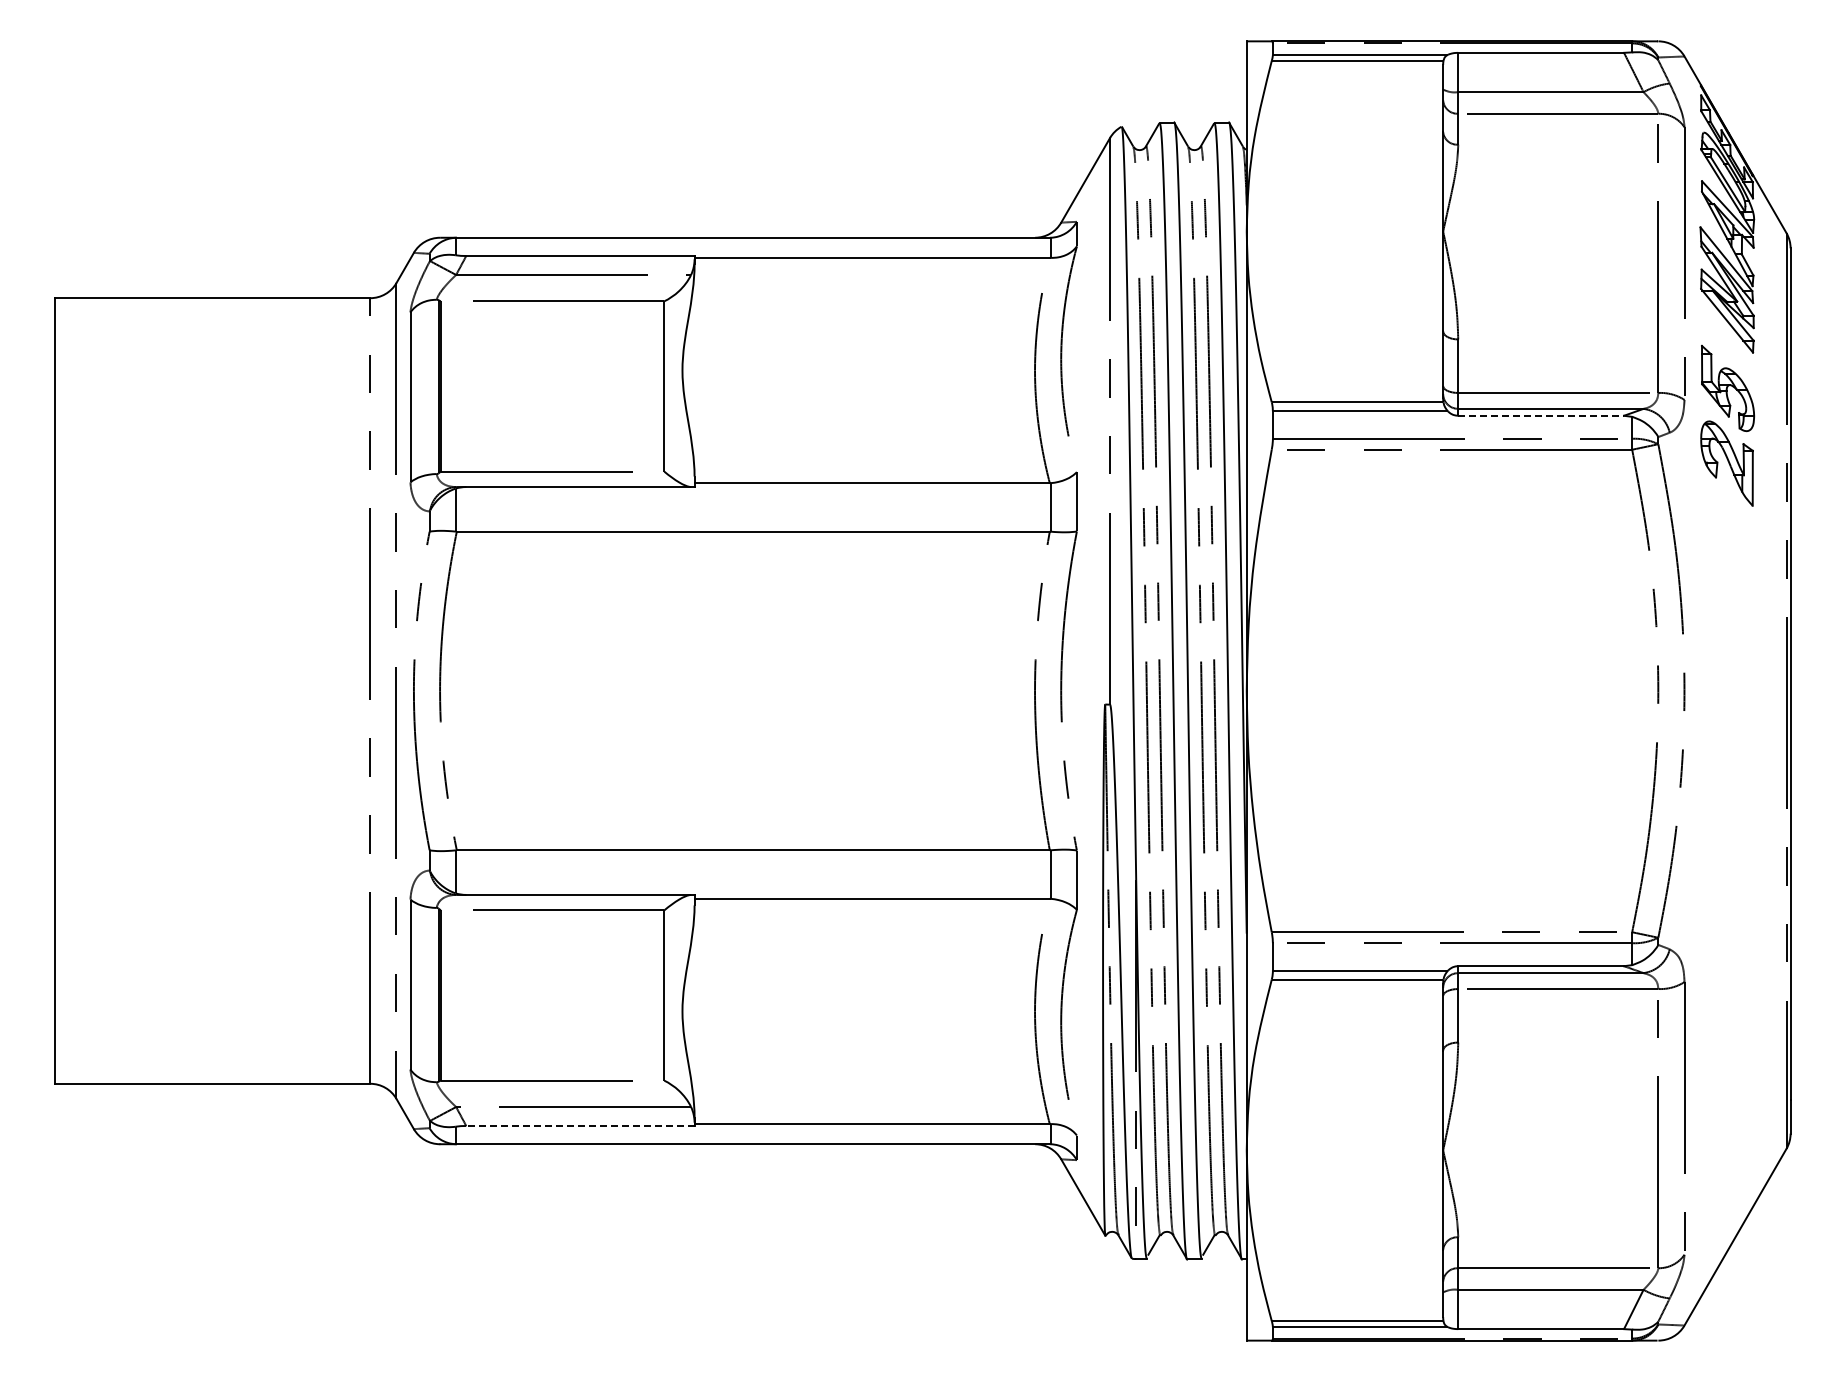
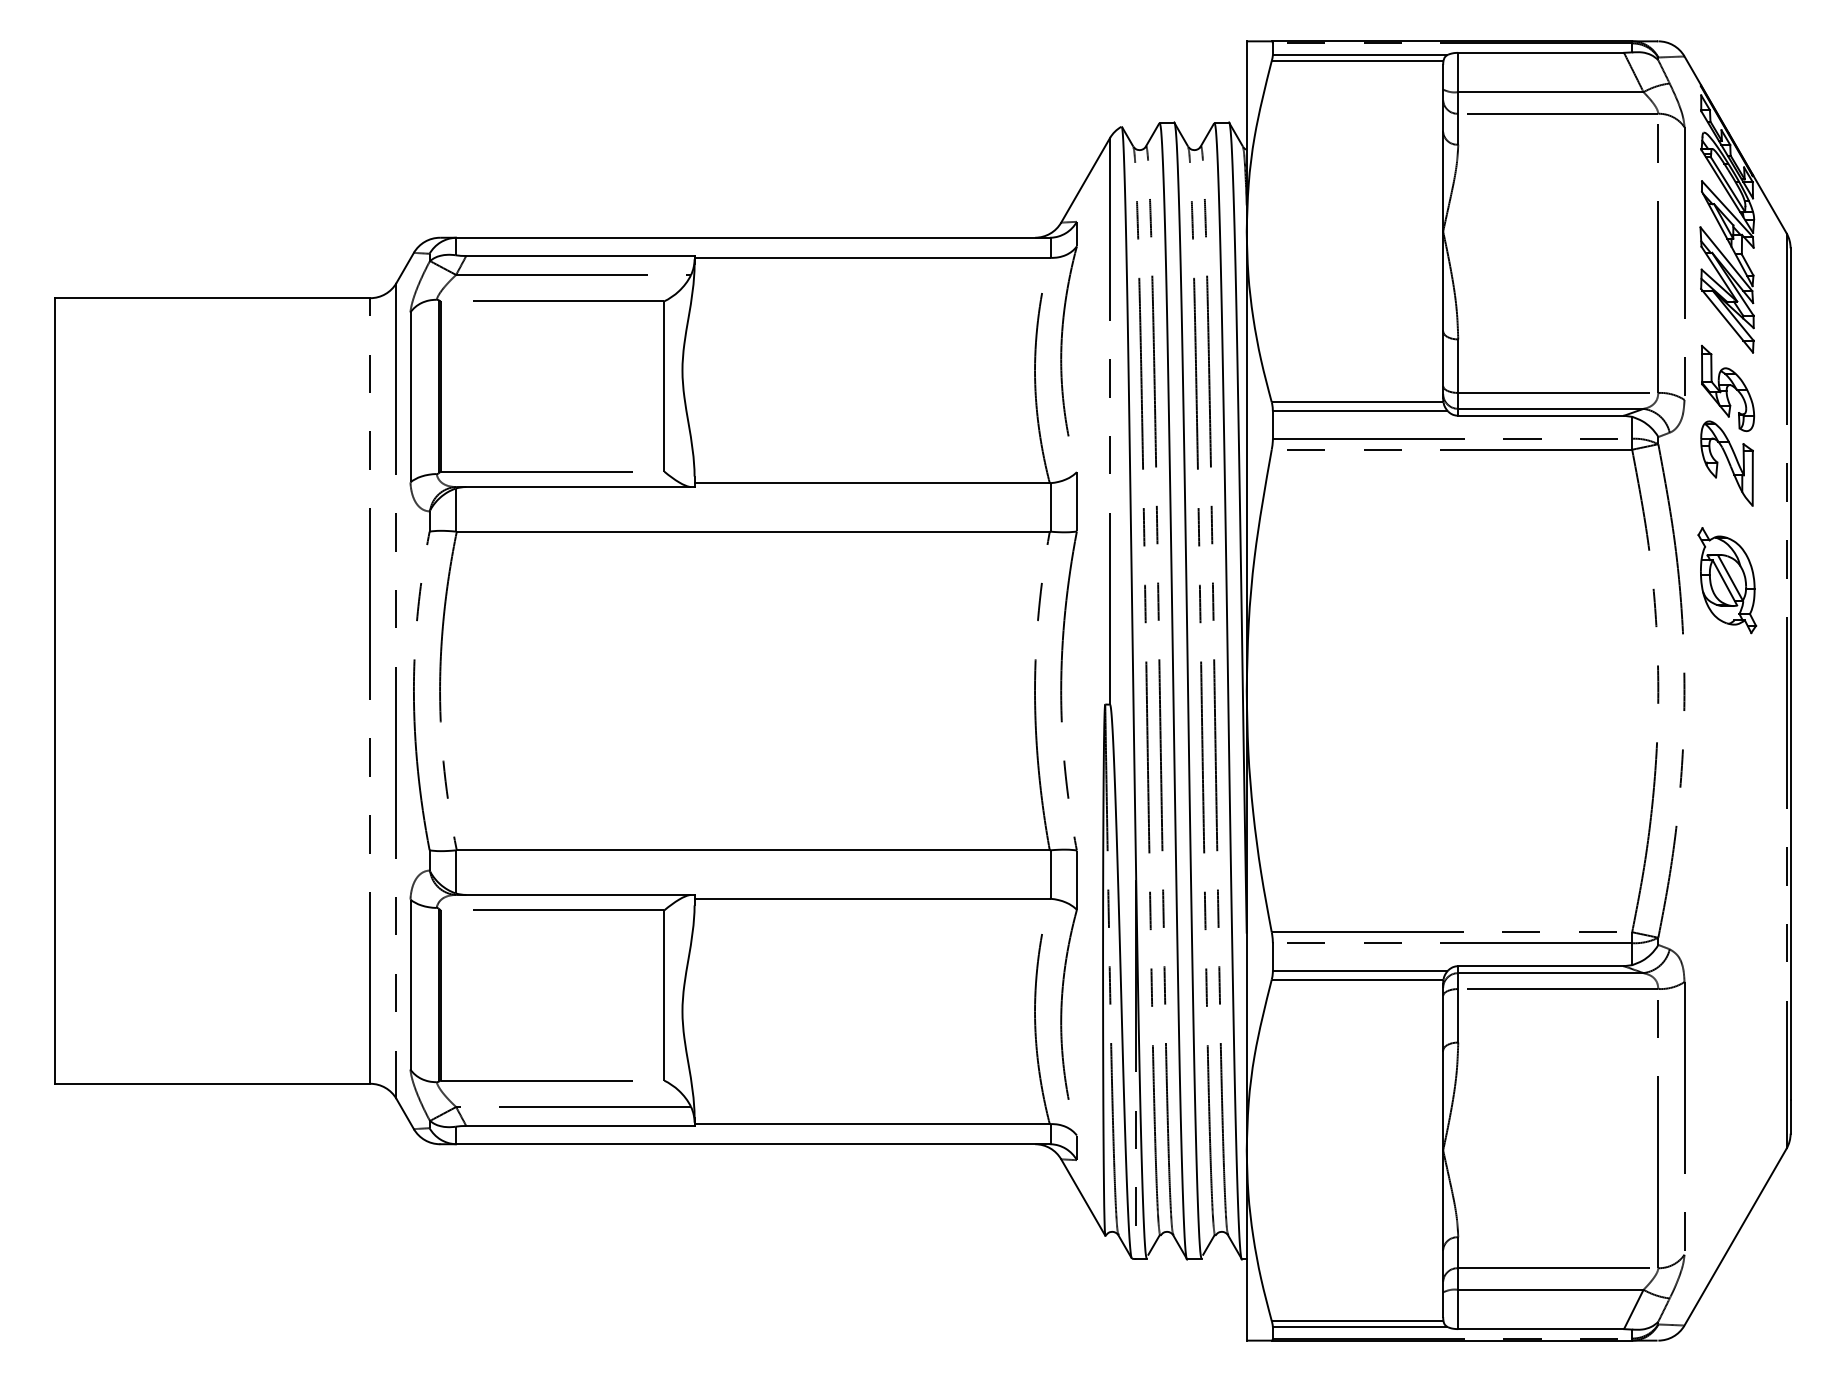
line: dashed -> solid (1541, 415)
part: none -> present (1727, 580)
line: dashed -> solid (579, 1125)
